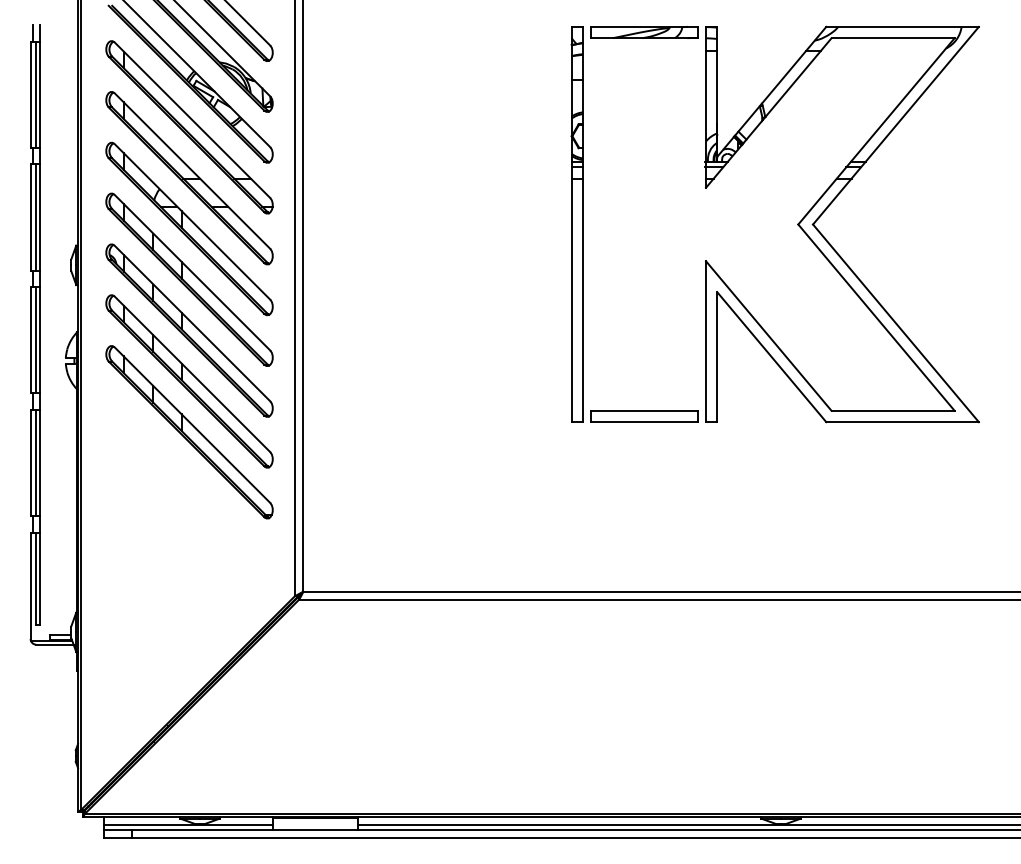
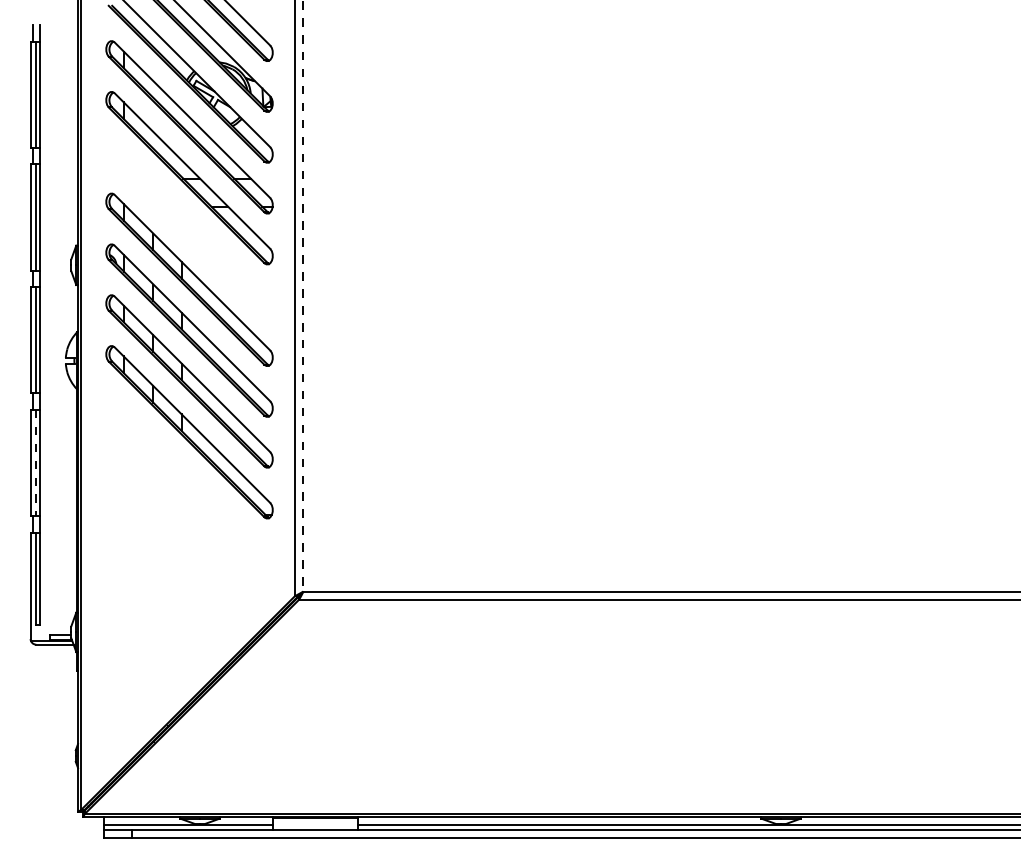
part: present -> none (797, 224)
part: present -> none (189, 228)
line: solid -> dashed (303, 296)
line: solid -> dashed (35, 463)
